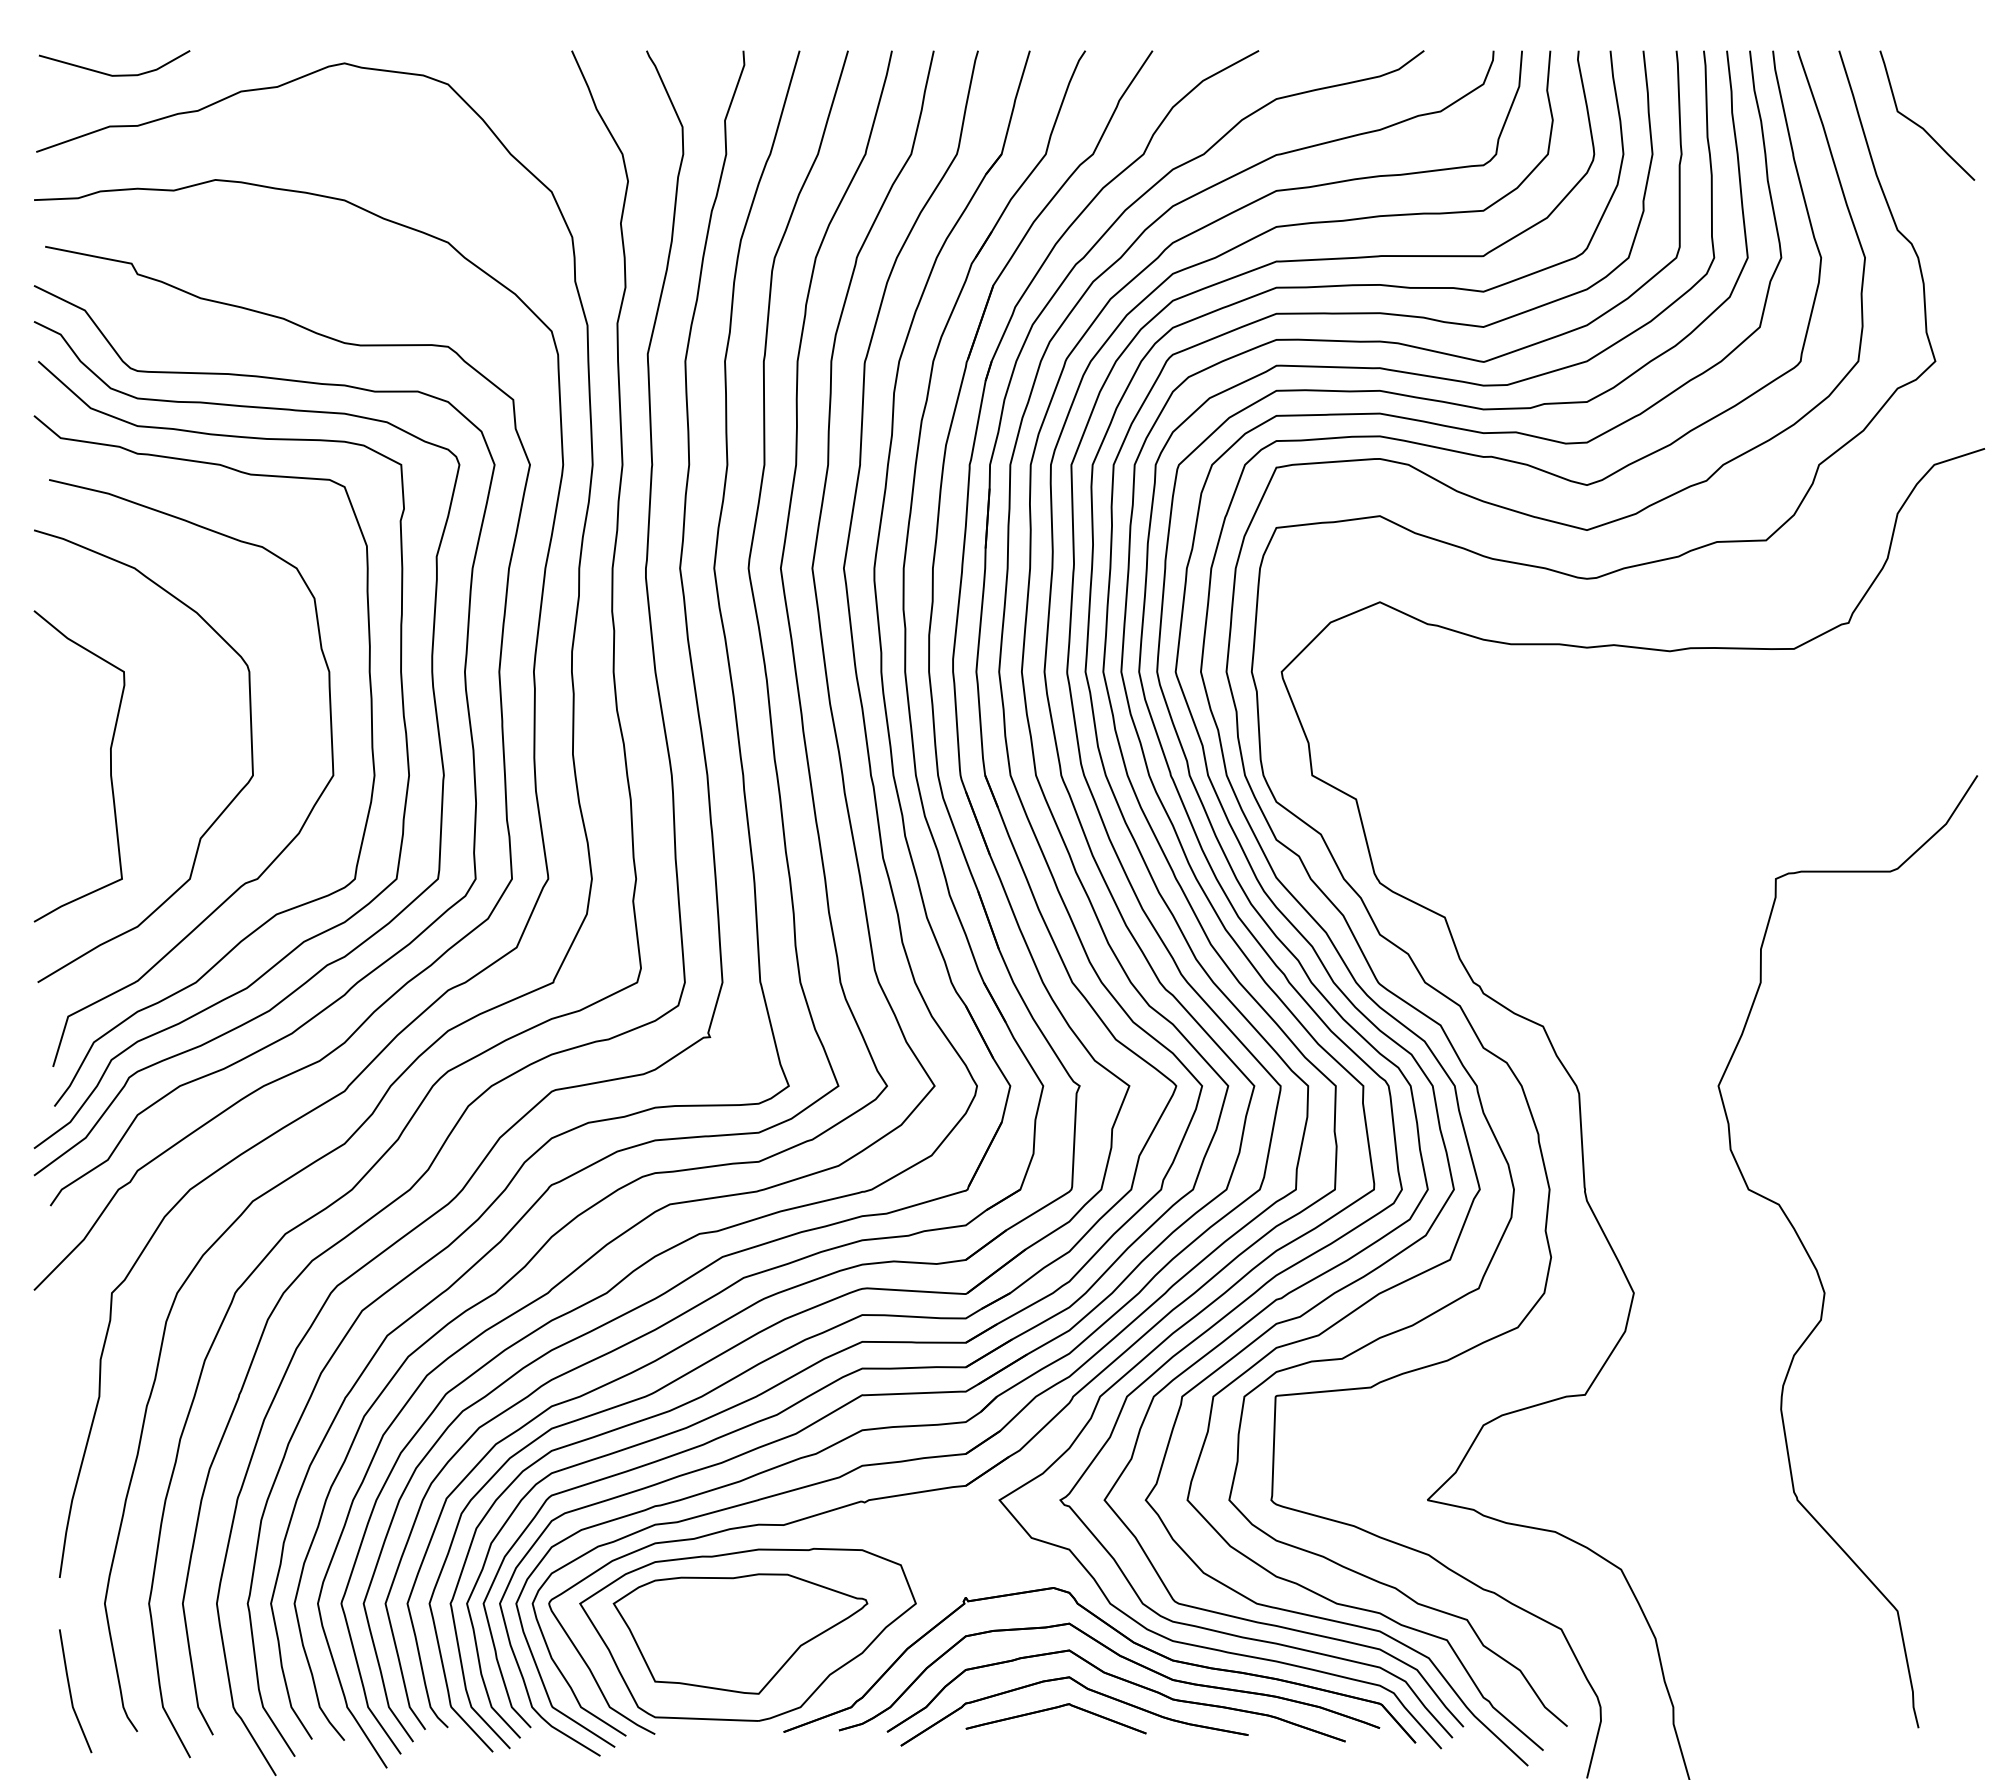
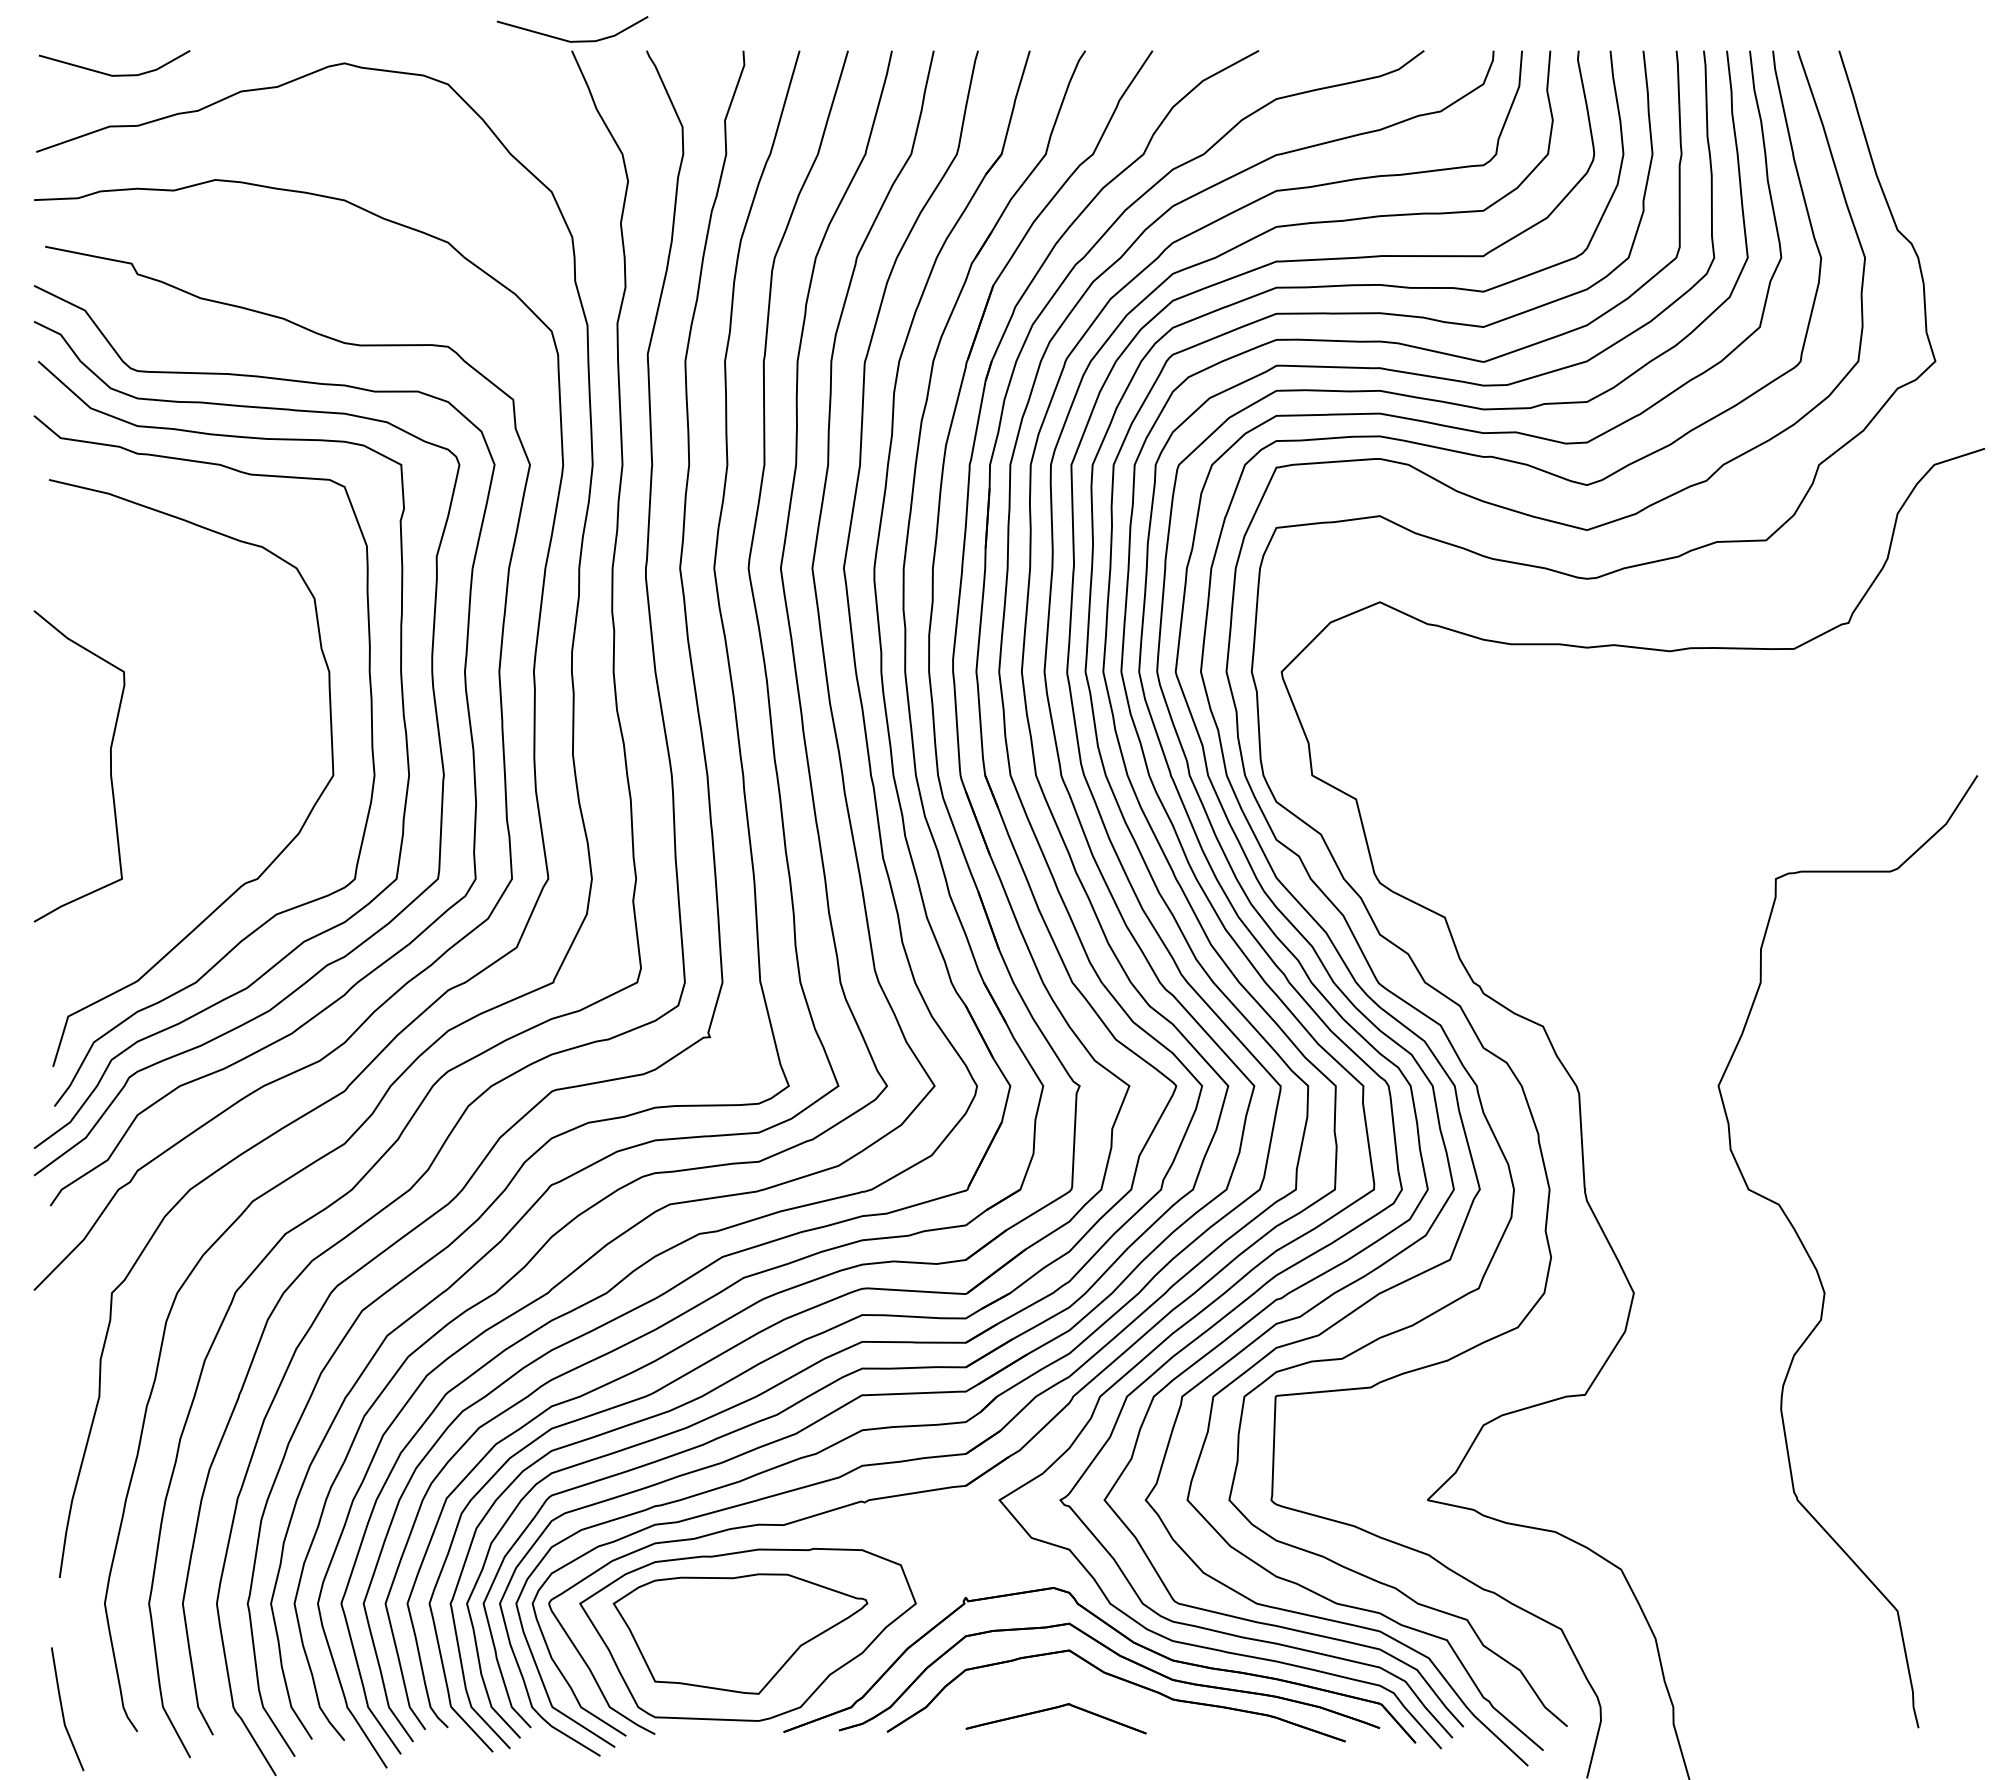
line: none -> present (572, 40)
curve: present -> none (1920, 125)
curve: present -> none (218, 815)
part: present -> none (1086, 1689)
line position: (71, 1692) -> (63, 1710) (63, 1710)
